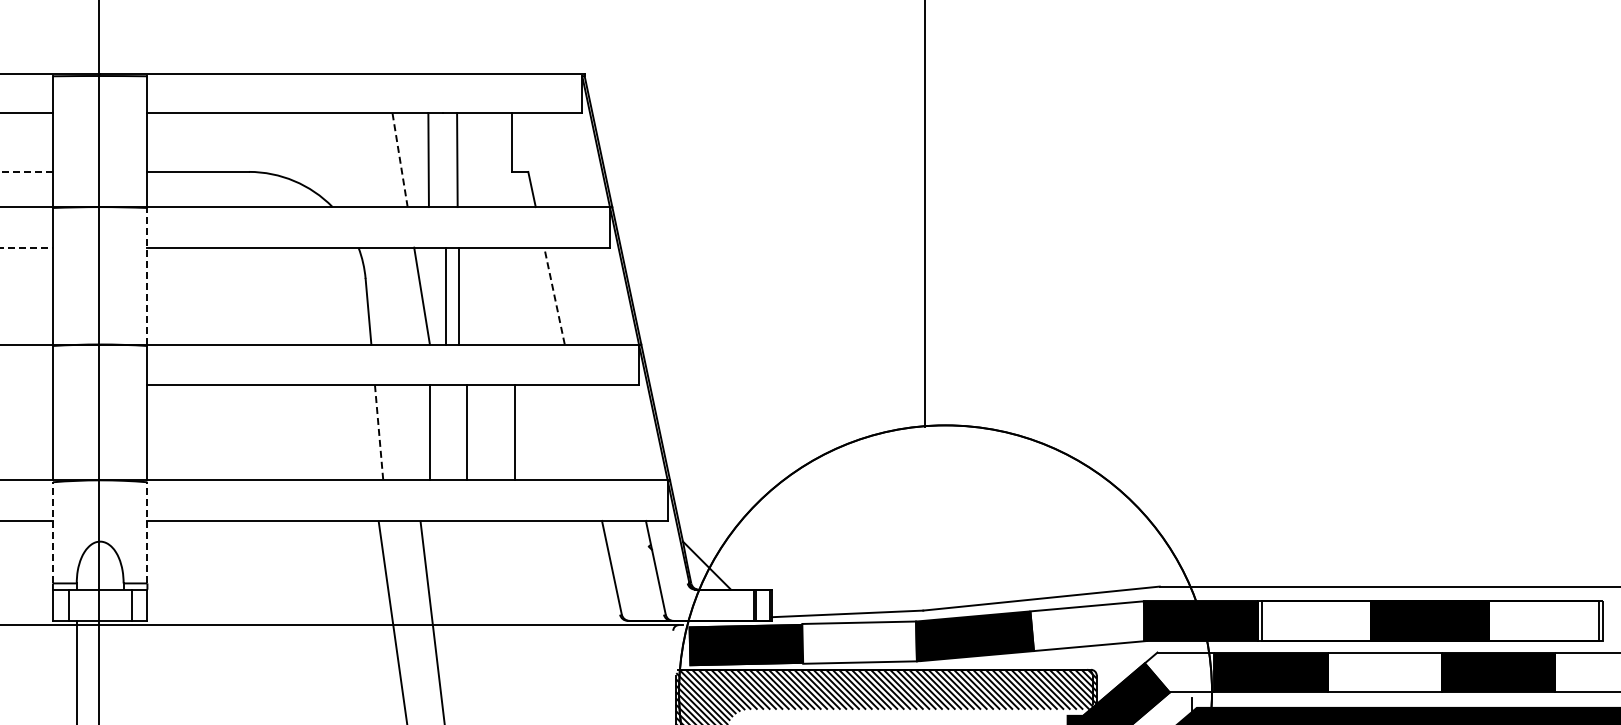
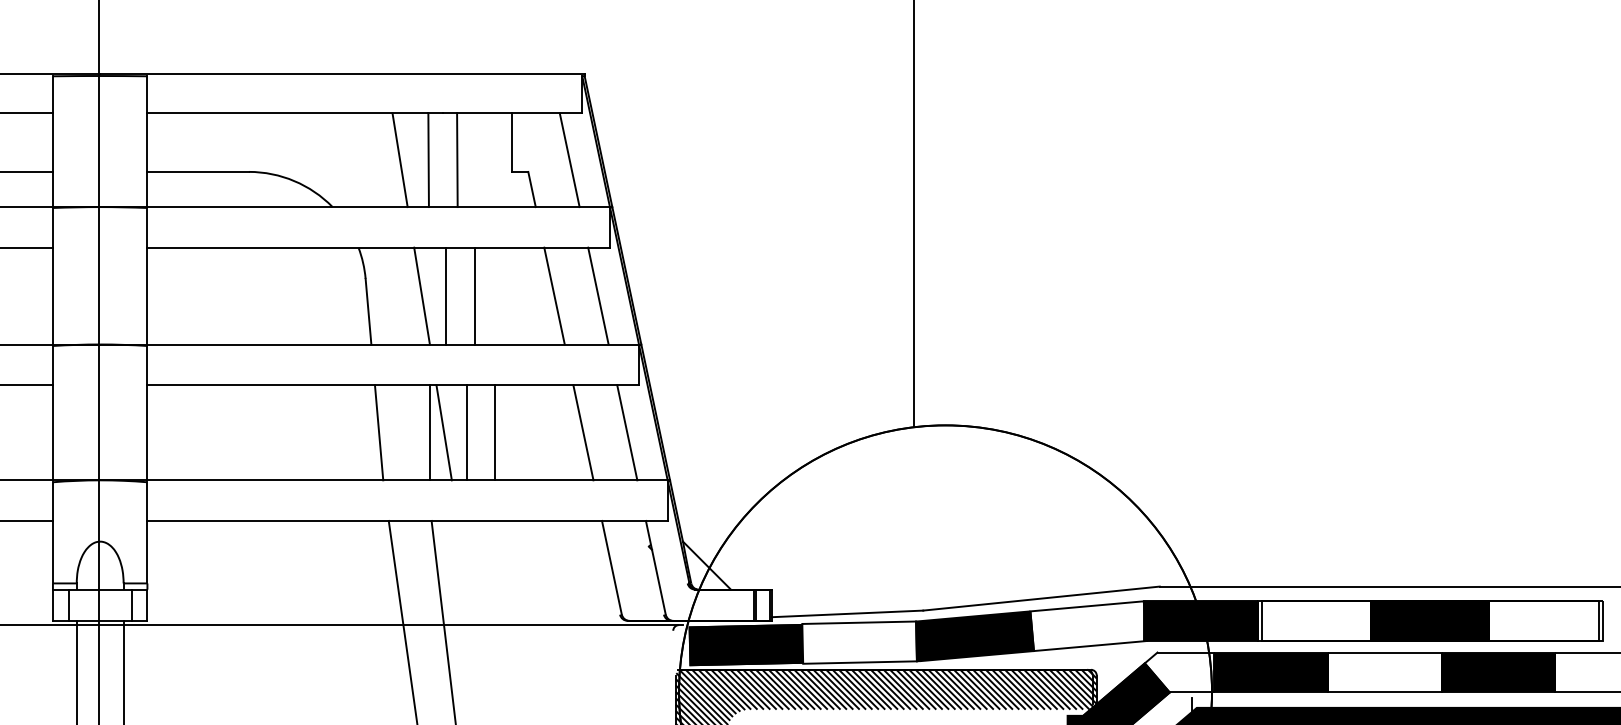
line: dashed -> solid (400, 160)
line: none -> present (569, 160)
line: dashed -> solid (26, 171)
line position: (924, 214) -> (913, 214) (913, 214)
line: dashed -> solid (26, 247)
line: dashed -> solid (147, 275)
line position: (459, 295) -> (475, 295) (475, 295)
line: dashed -> solid (554, 295)
line: none -> present (598, 295)
line: none -> present (27, 385)
line: dashed -> solid (379, 432)
line: none -> present (443, 432)
line position: (515, 432) -> (495, 432) (495, 432)
line: none -> present (583, 432)
line: none -> present (627, 432)
line: dashed -> solid (52, 532)
line: dashed -> solid (147, 532)
line position: (392, 621) -> (402, 620) (402, 620)
line position: (432, 621) -> (443, 620) (443, 620)
line: none -> present (123, 670)
